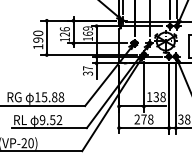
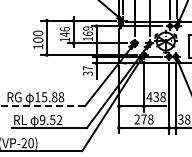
text: 126 -> 146 (64, 34)
text: 190 -> 100 (38, 39)
text: 138 -> 438 (149, 96)
line: solid -> dashed (42, 106)
